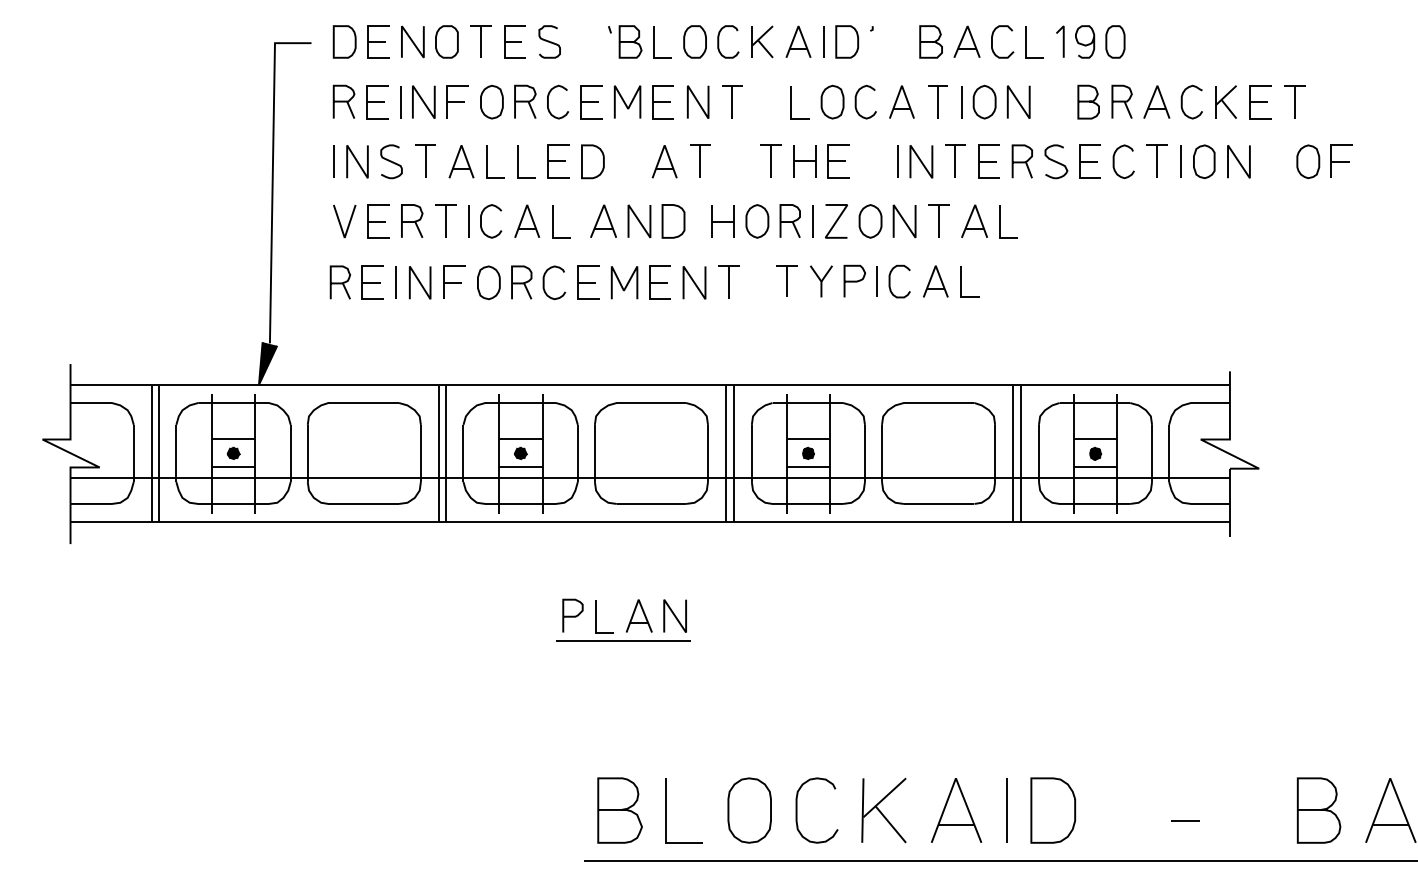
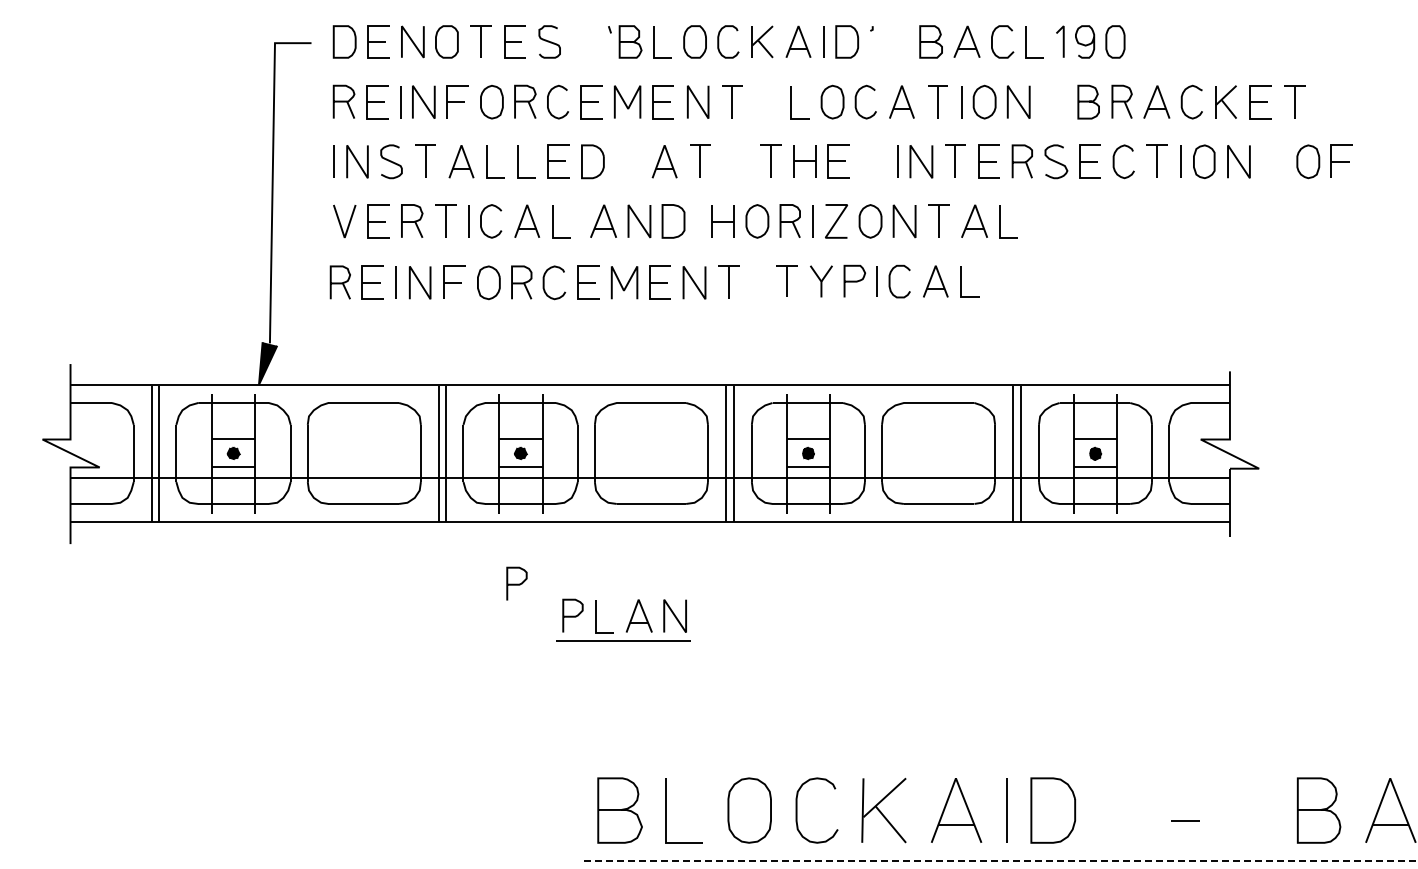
curve: none -> present (516, 583)
line: solid -> dashed (1000, 861)
